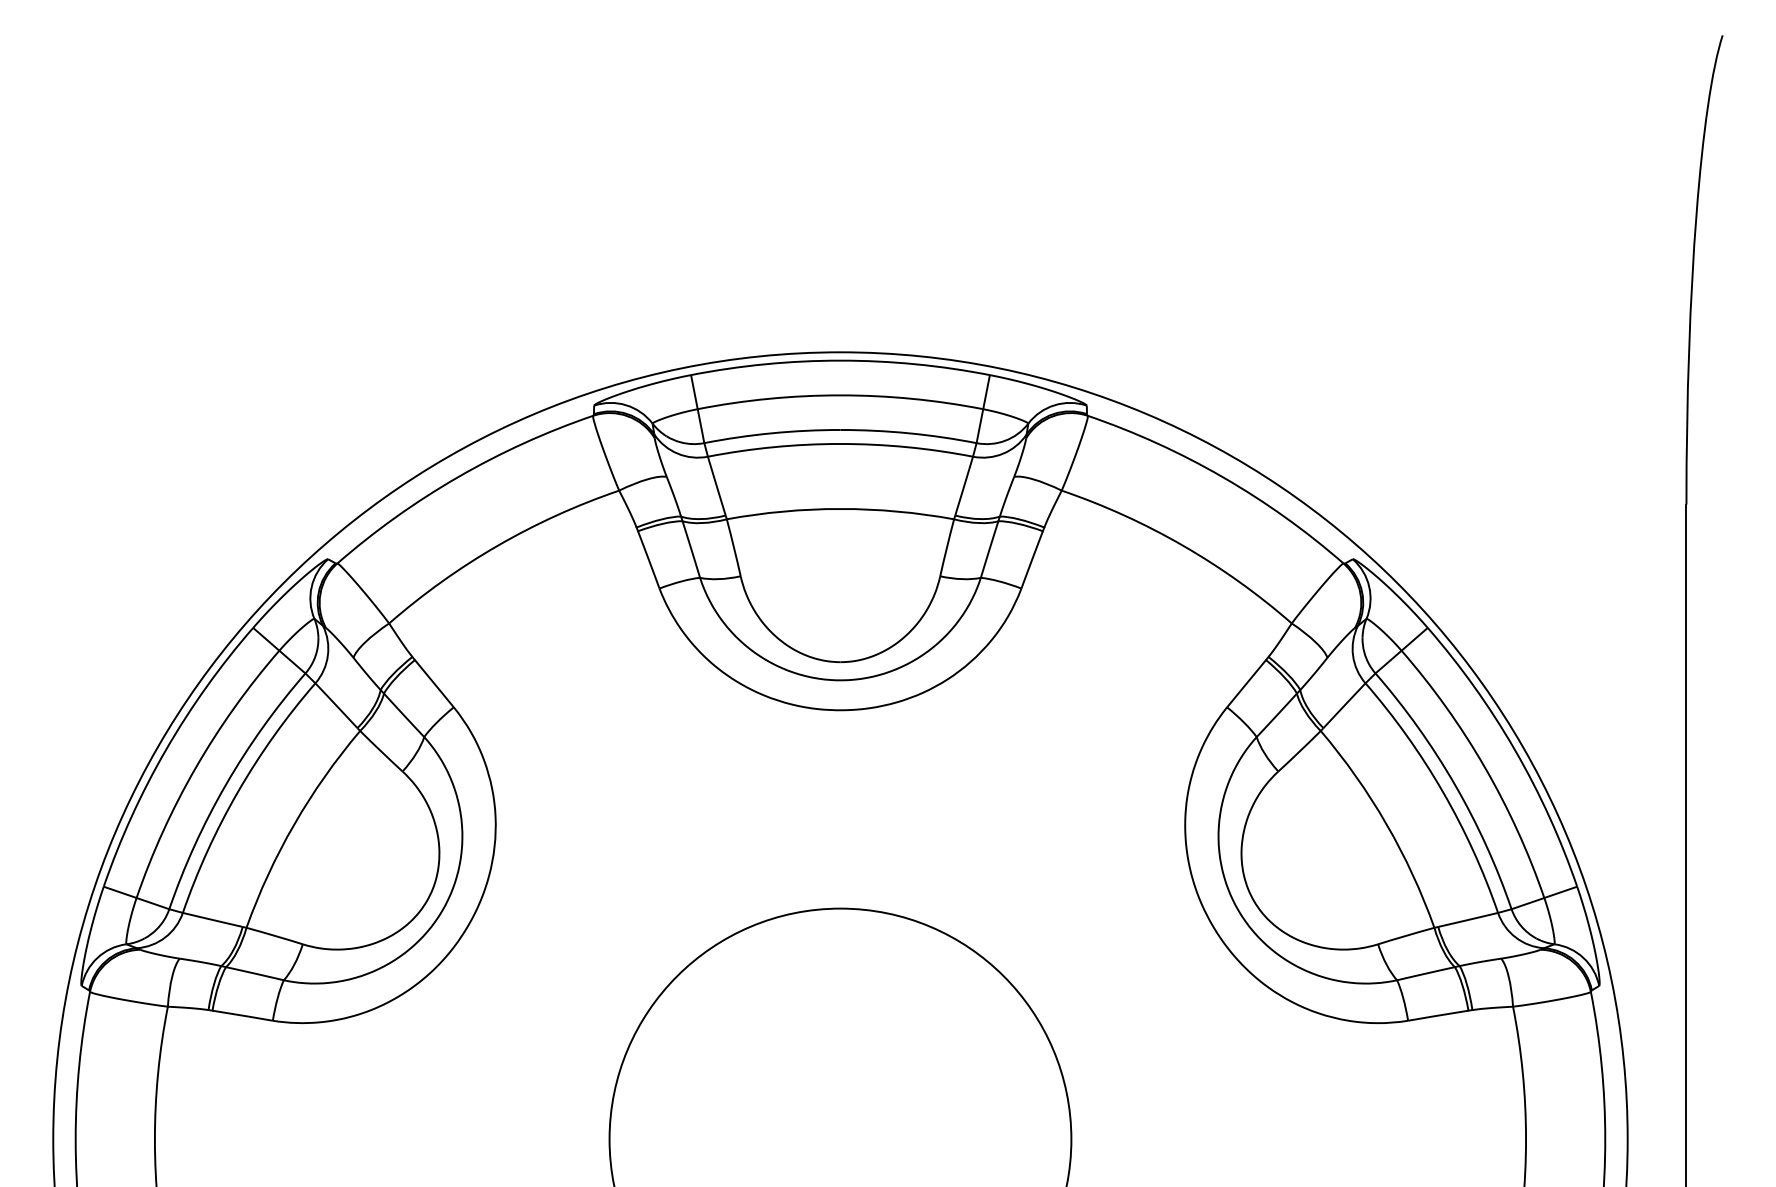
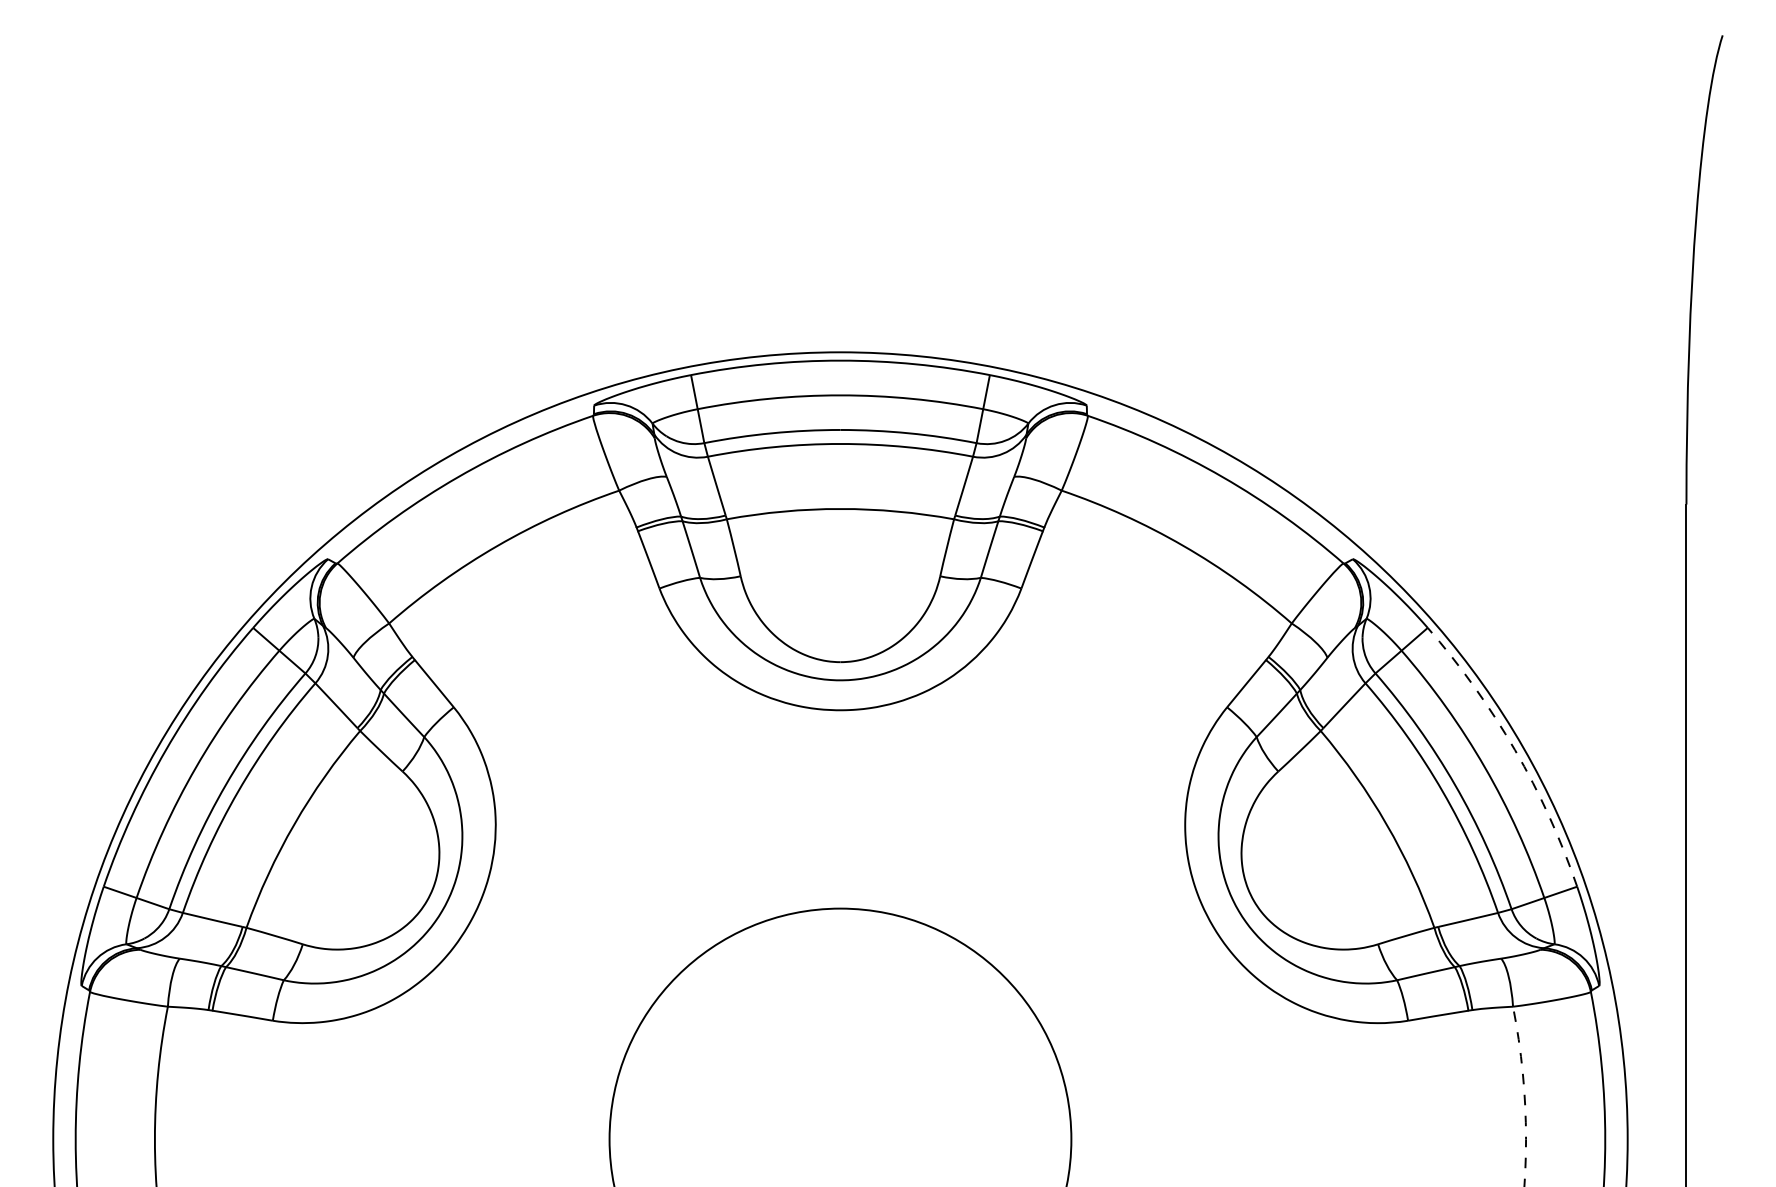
arc: solid -> dashed (1515, 750)
arc: solid -> dashed (1524, 1096)
